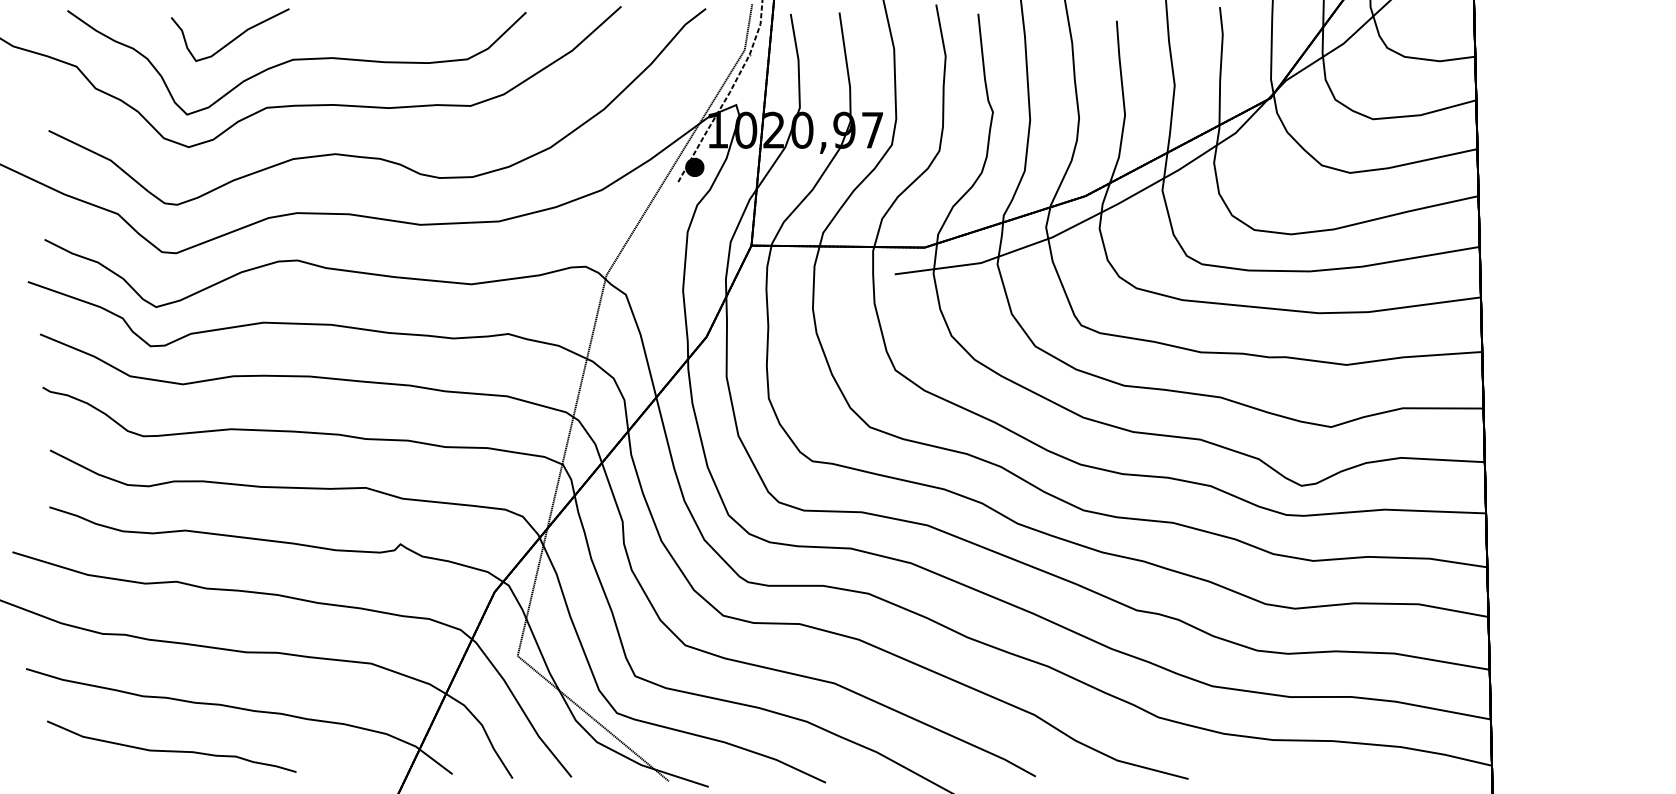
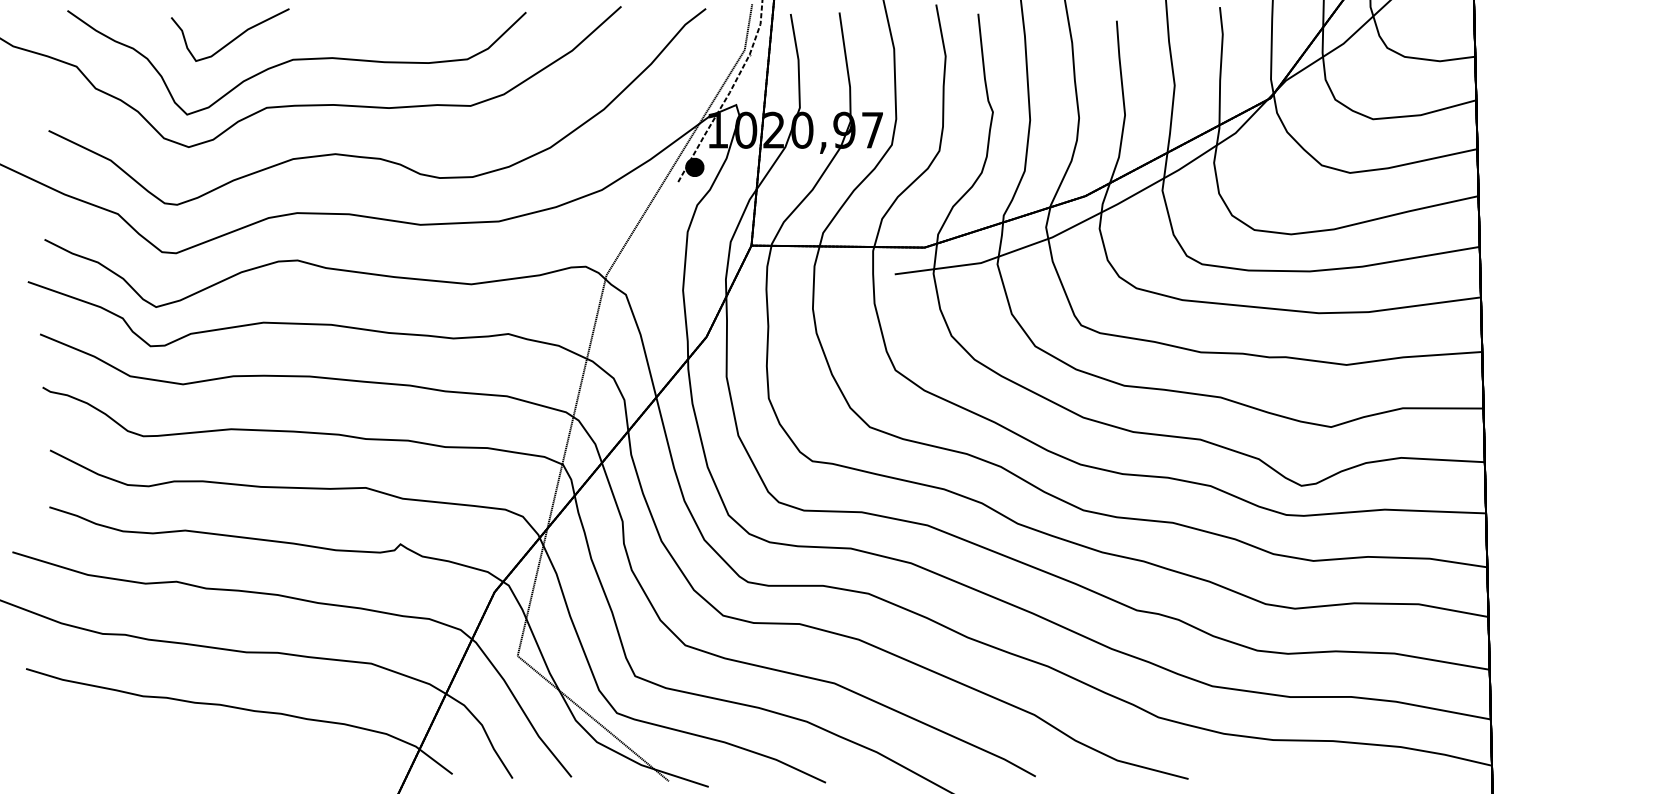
curve: present -> none (171, 750)
